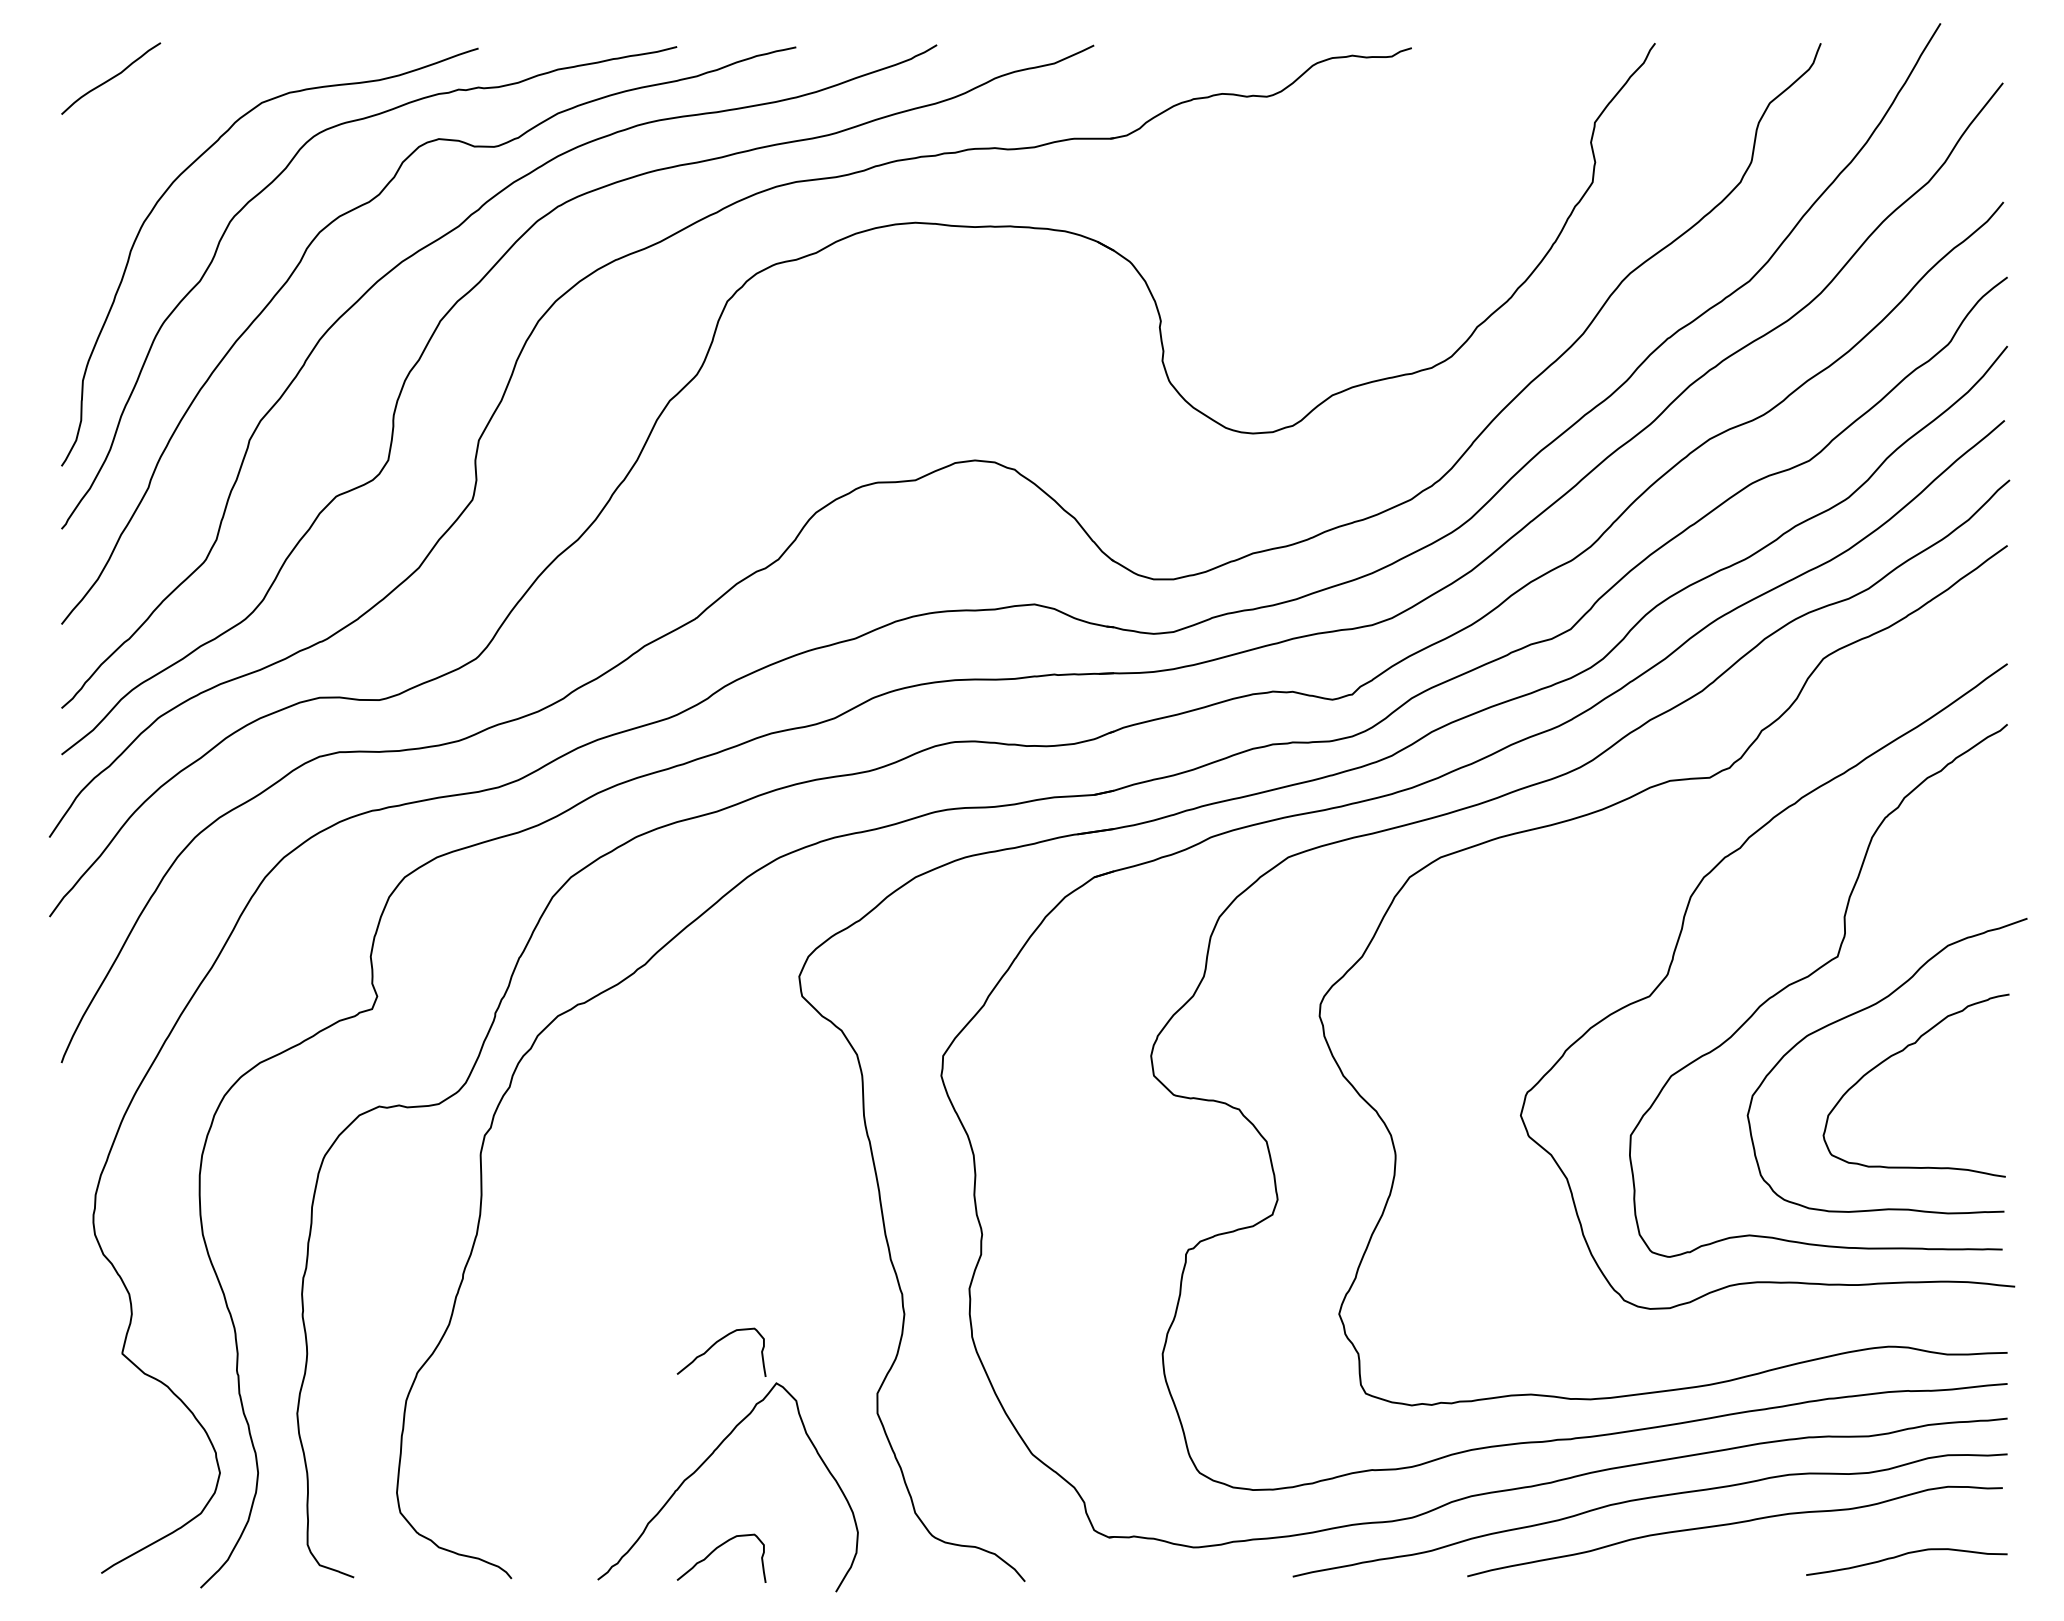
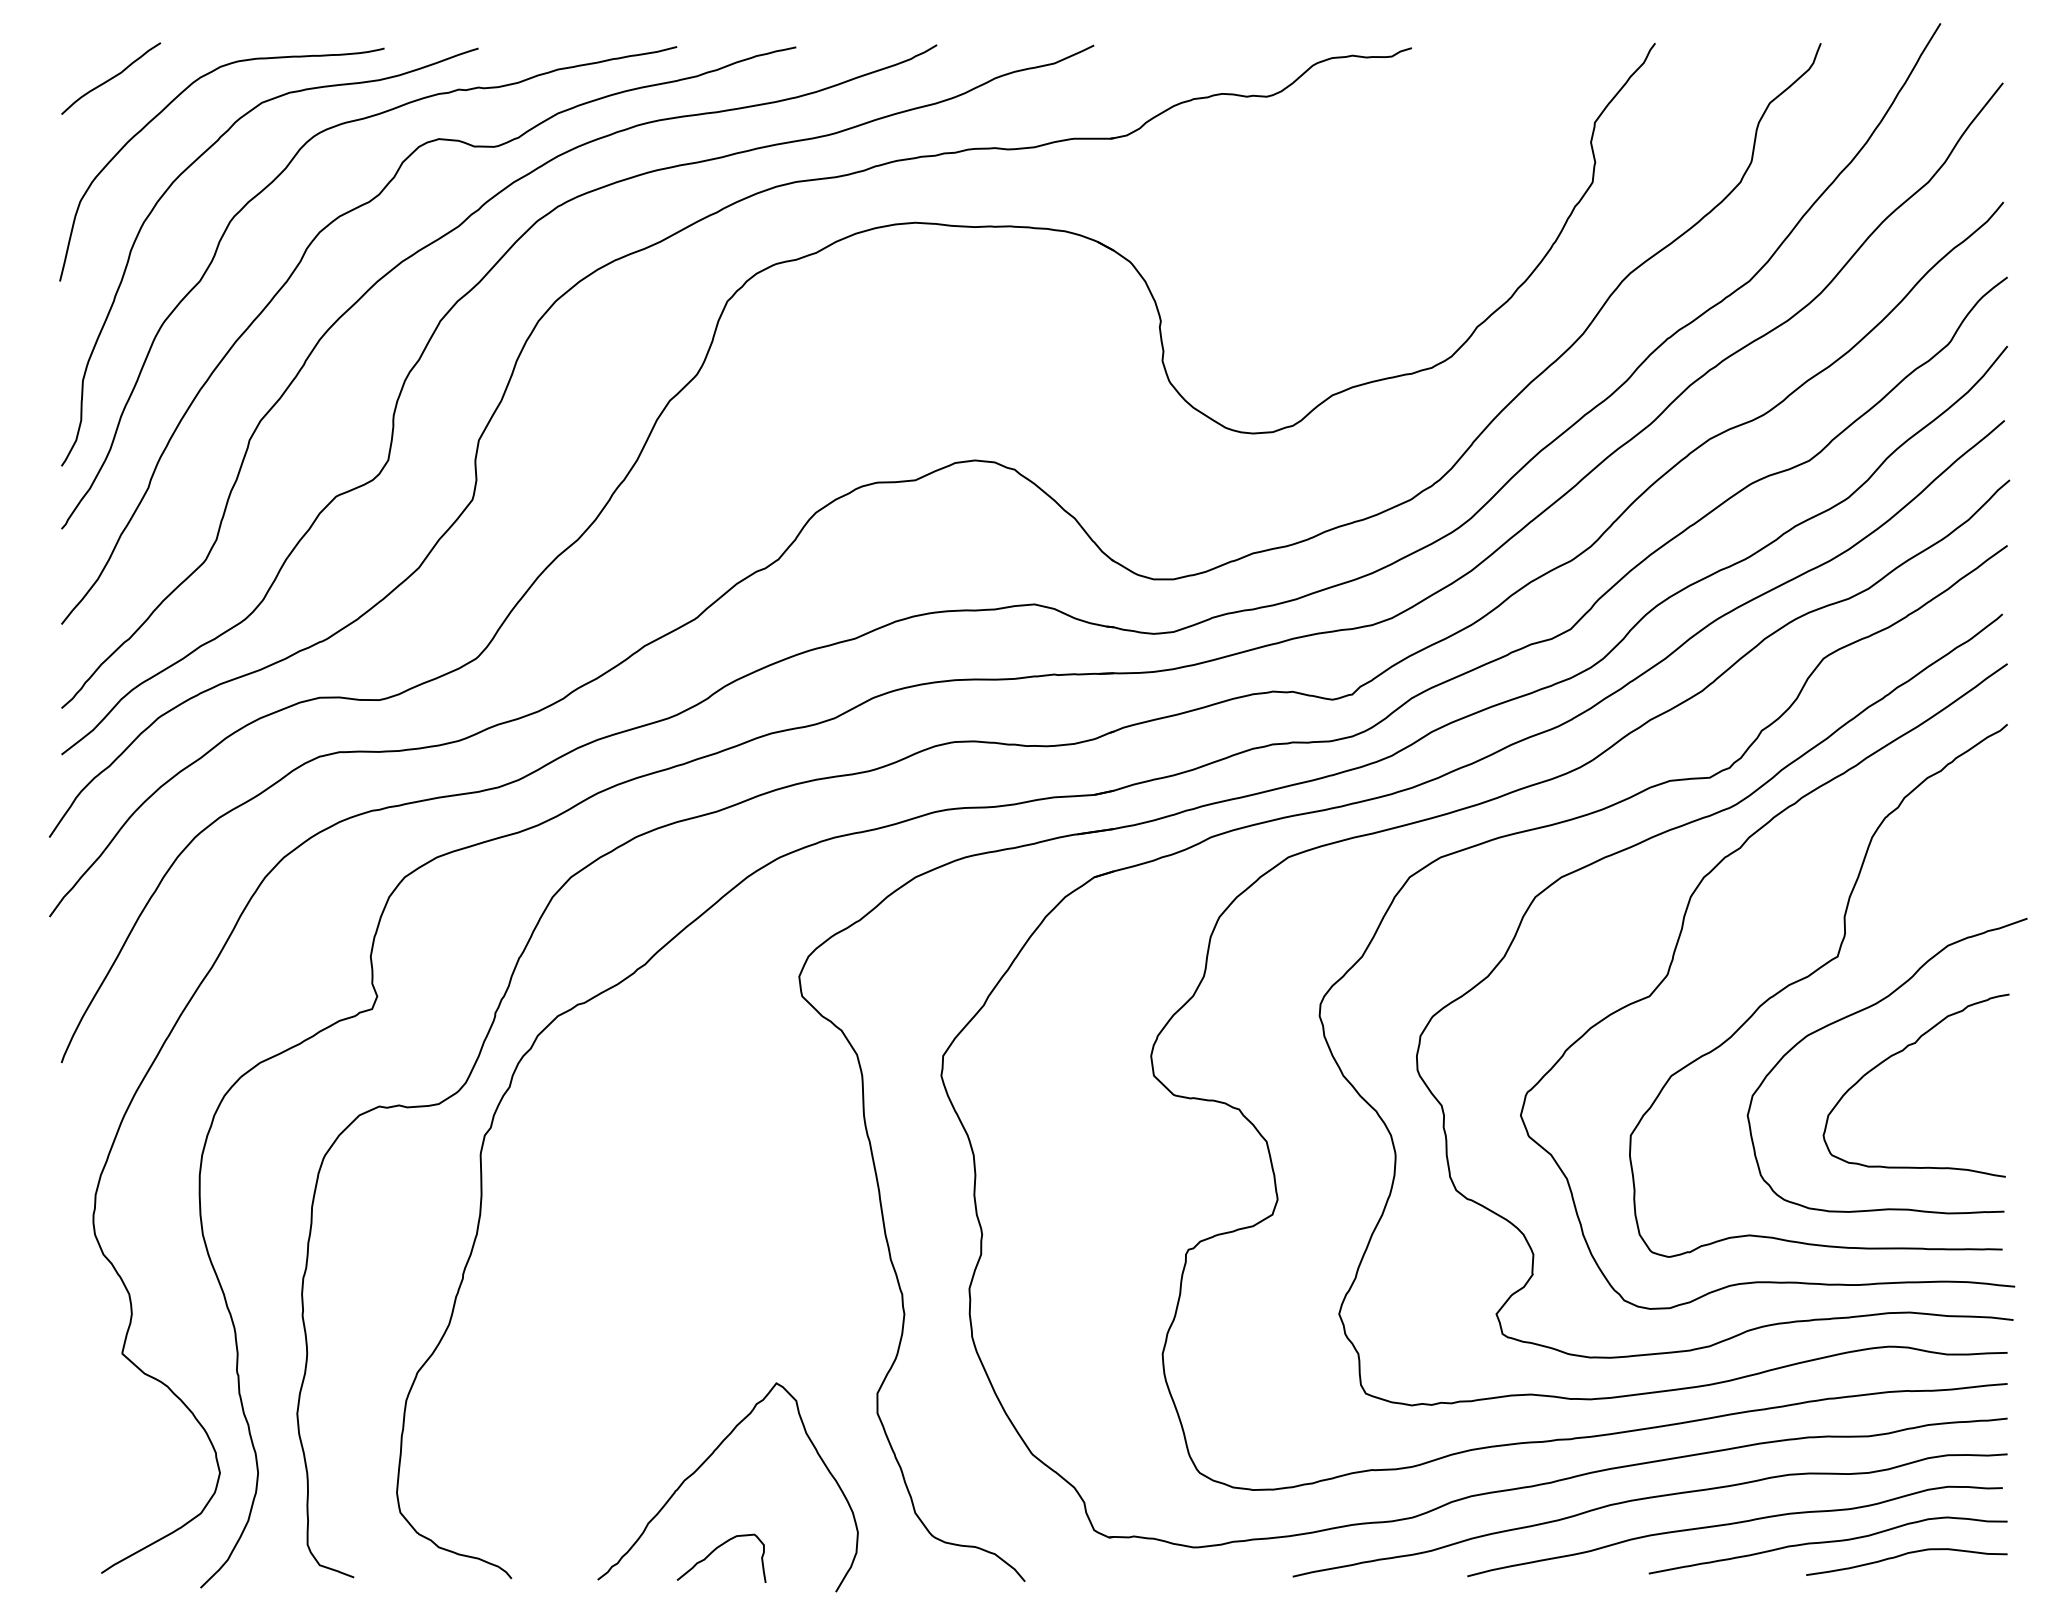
curve: none -> present (166, 108)
curve: none -> present (1648, 840)
curve: present -> none (715, 1344)
curve: none -> present (1825, 1543)
